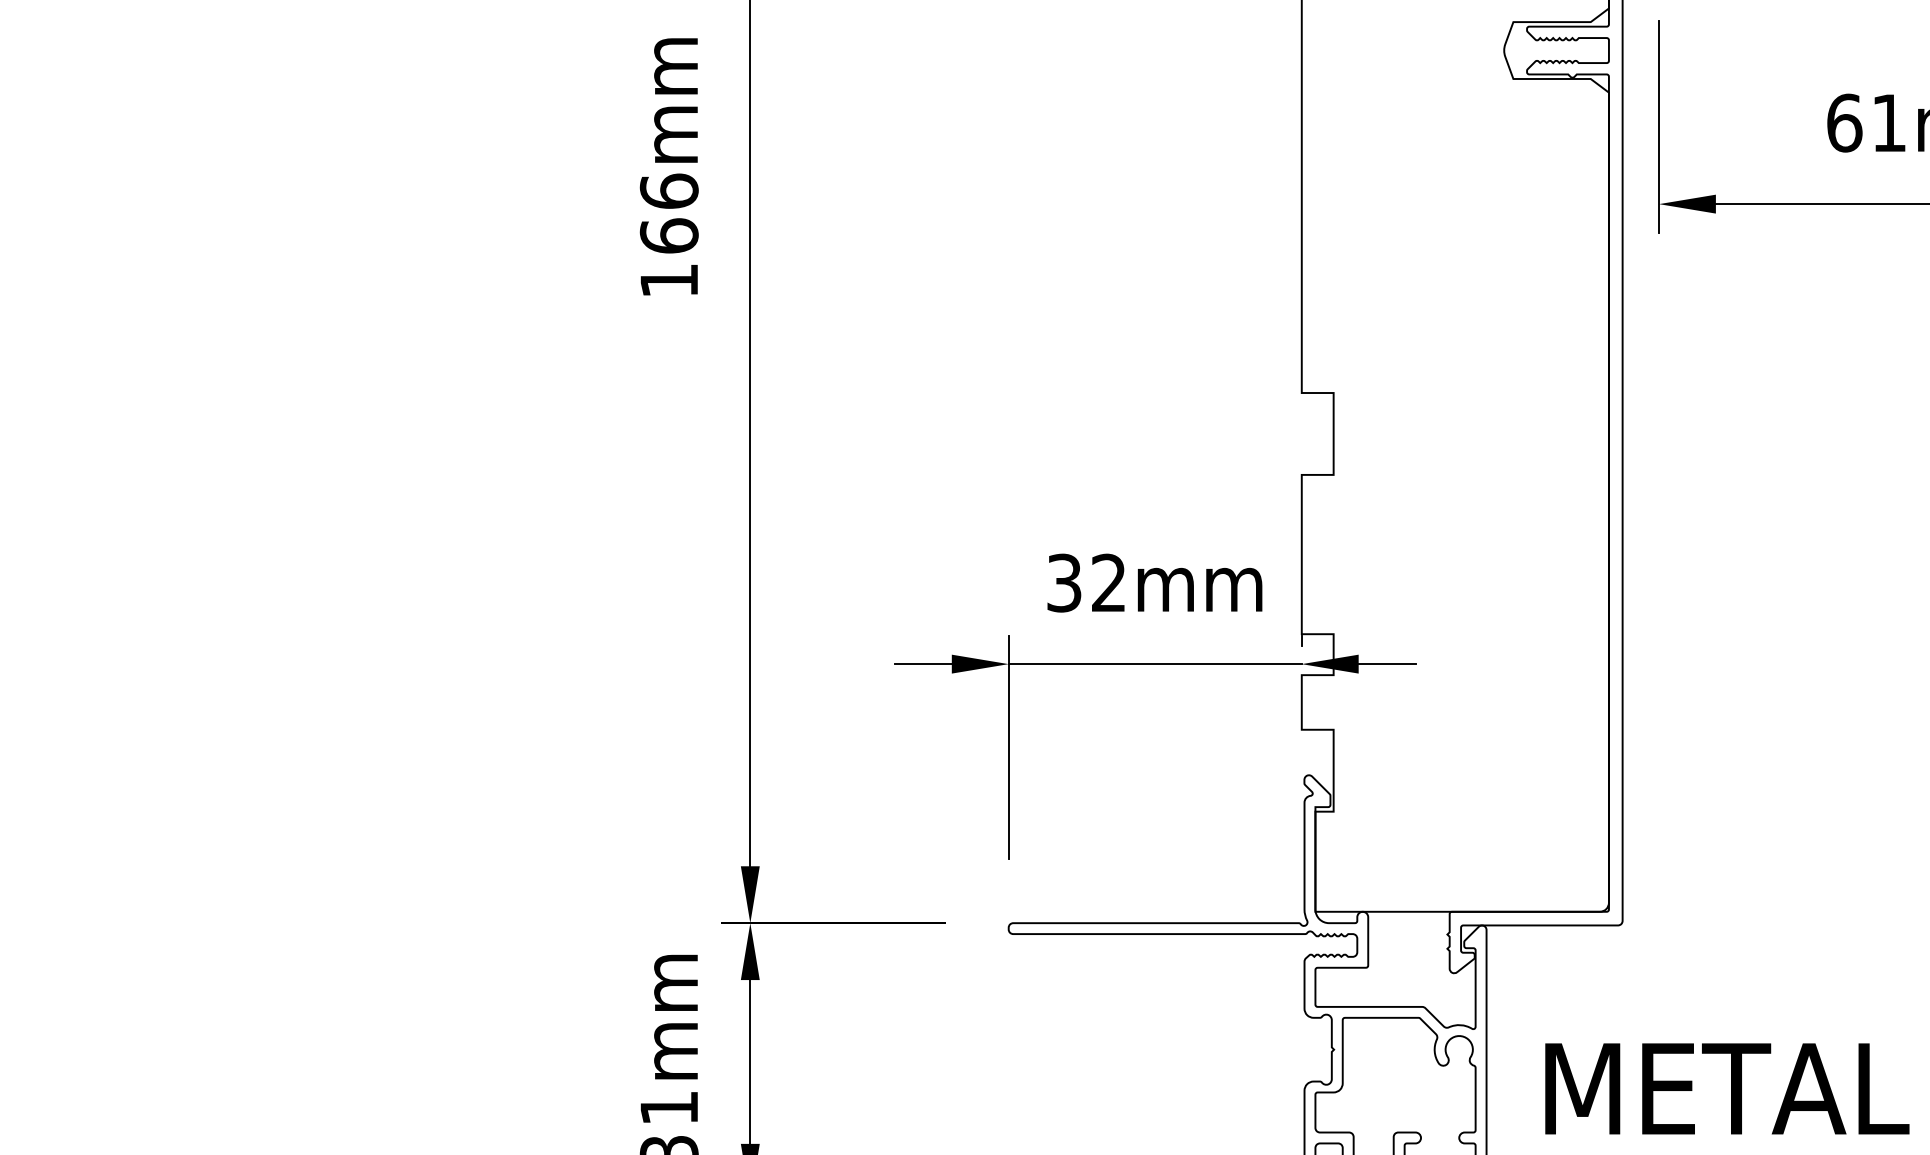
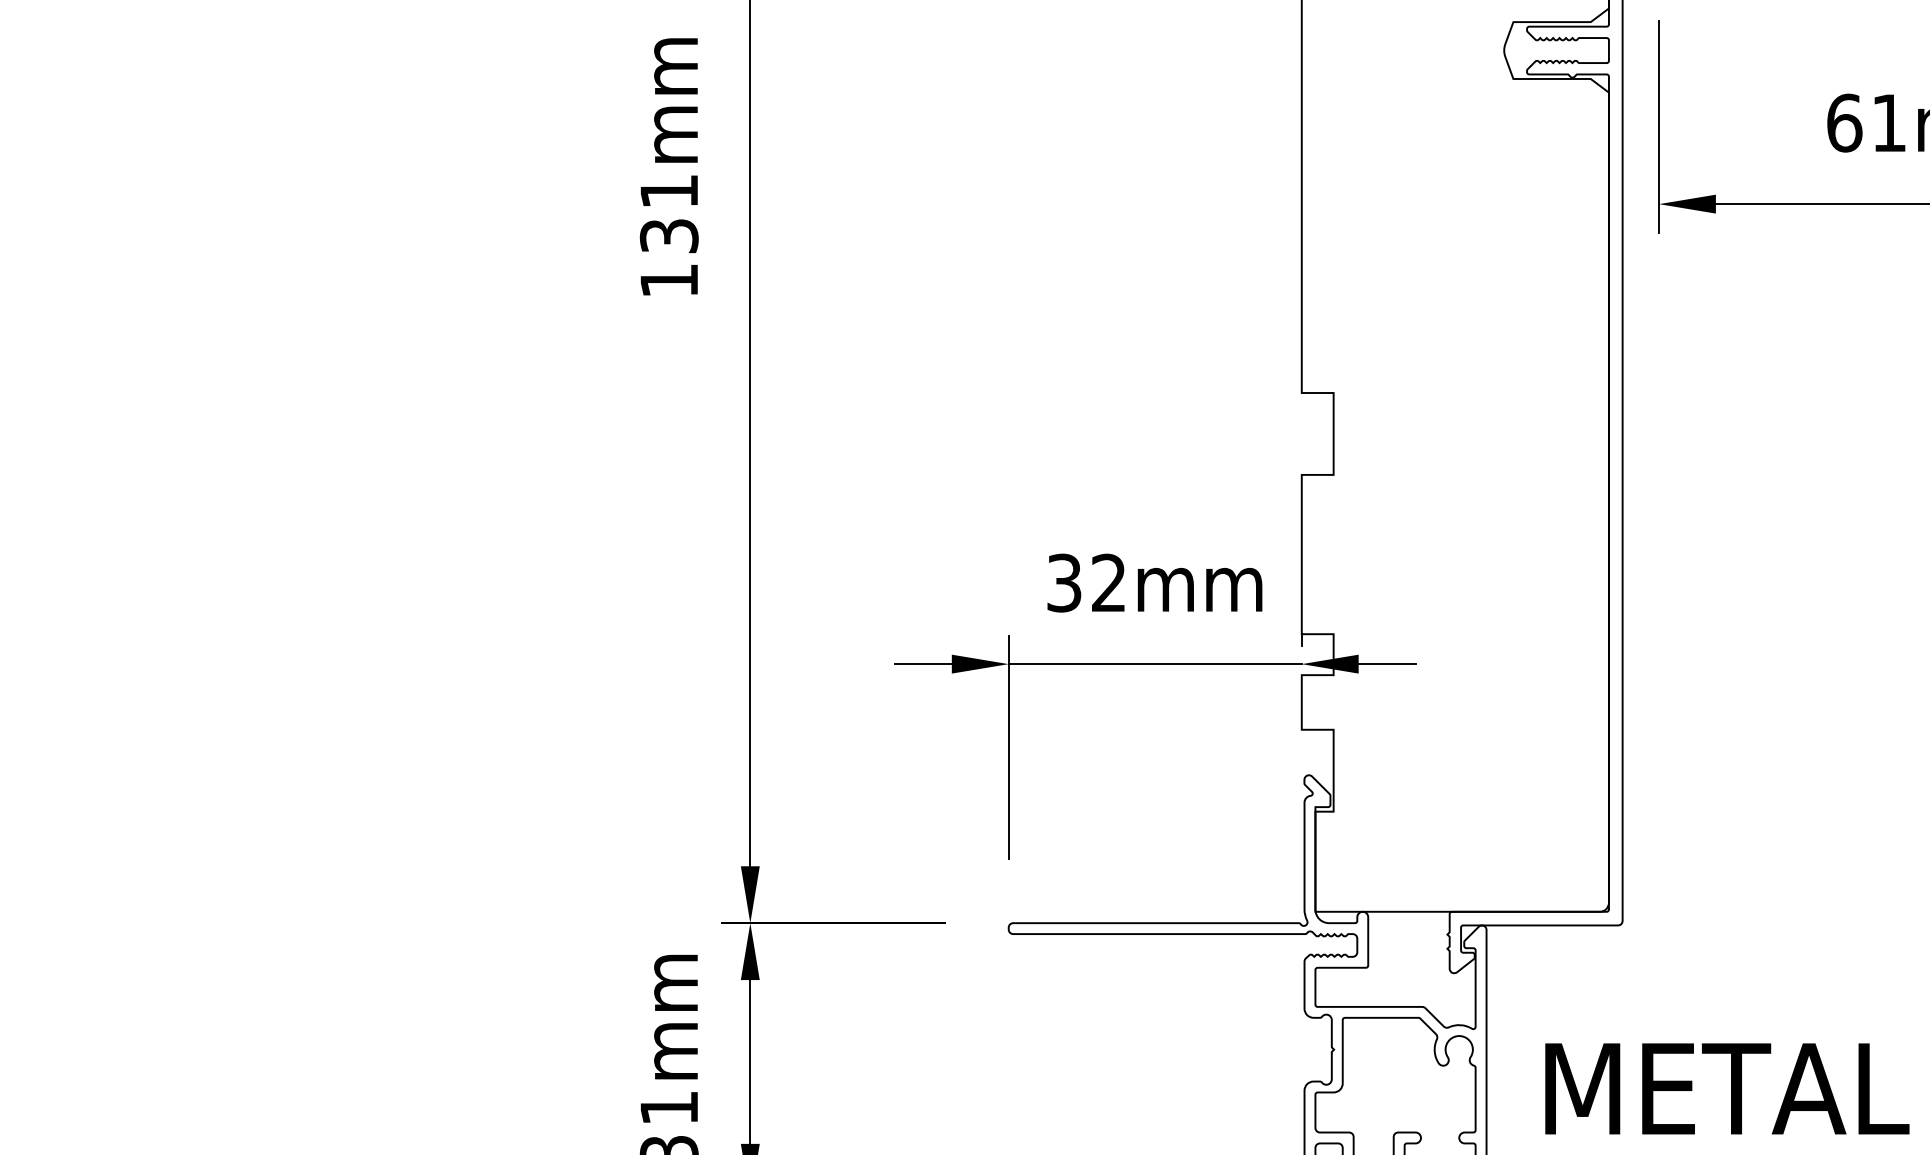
text: 166mm -> 131mm (668, 213)
